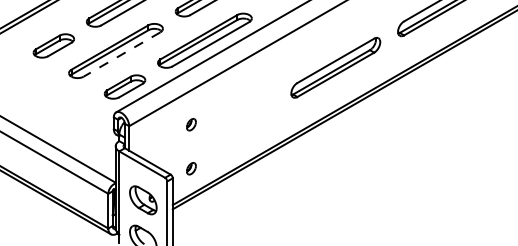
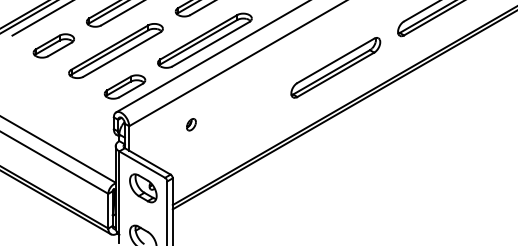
line: none -> present (41, 18)
line: dashed -> solid (121, 54)
part: present -> none (191, 168)
part position: (143, 200) -> (143, 188) (143, 188)
